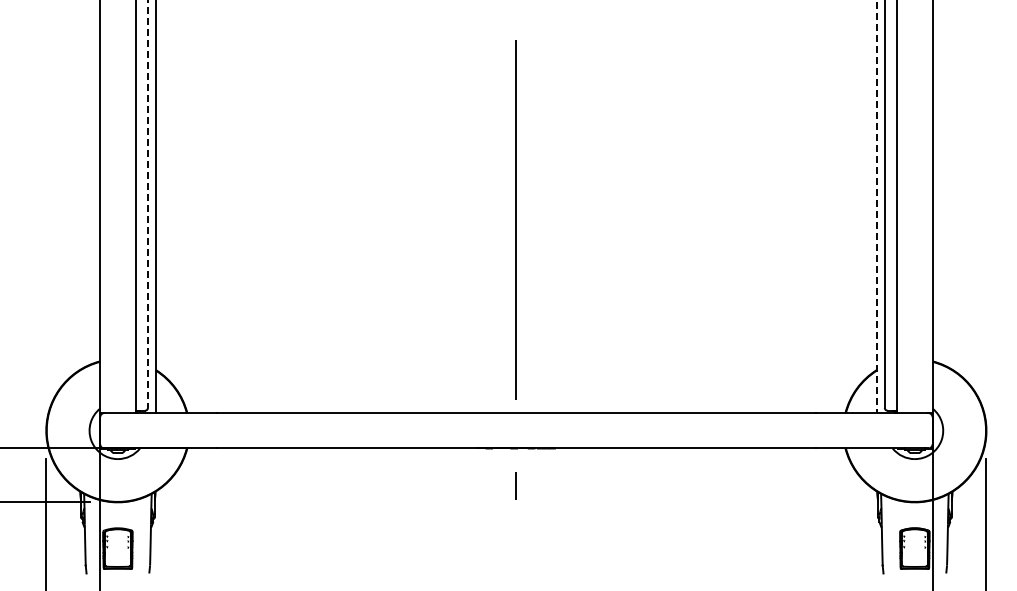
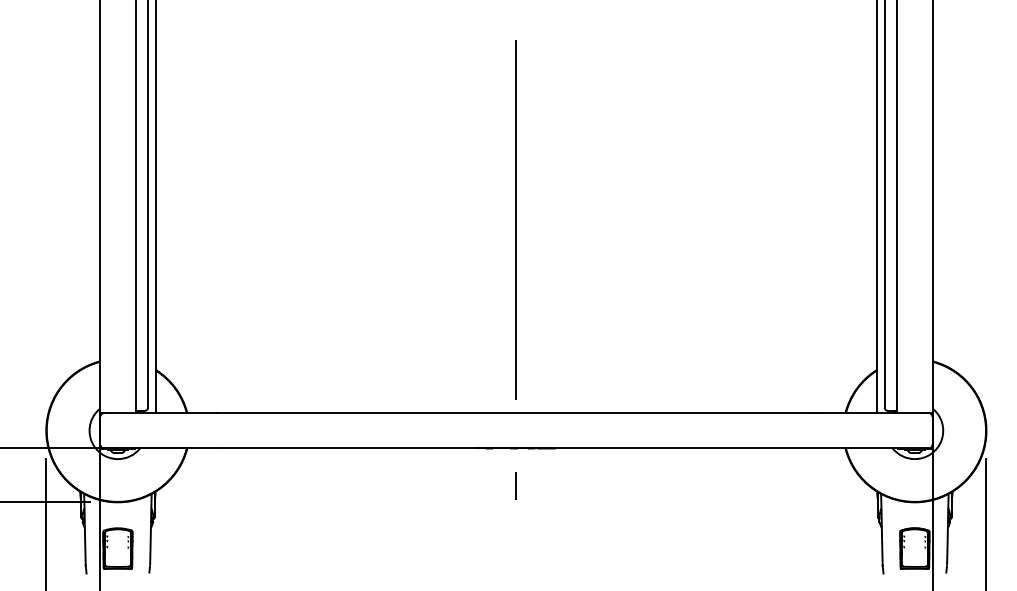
line: dashed -> solid (147, 204)
line: dashed -> solid (876, 207)
